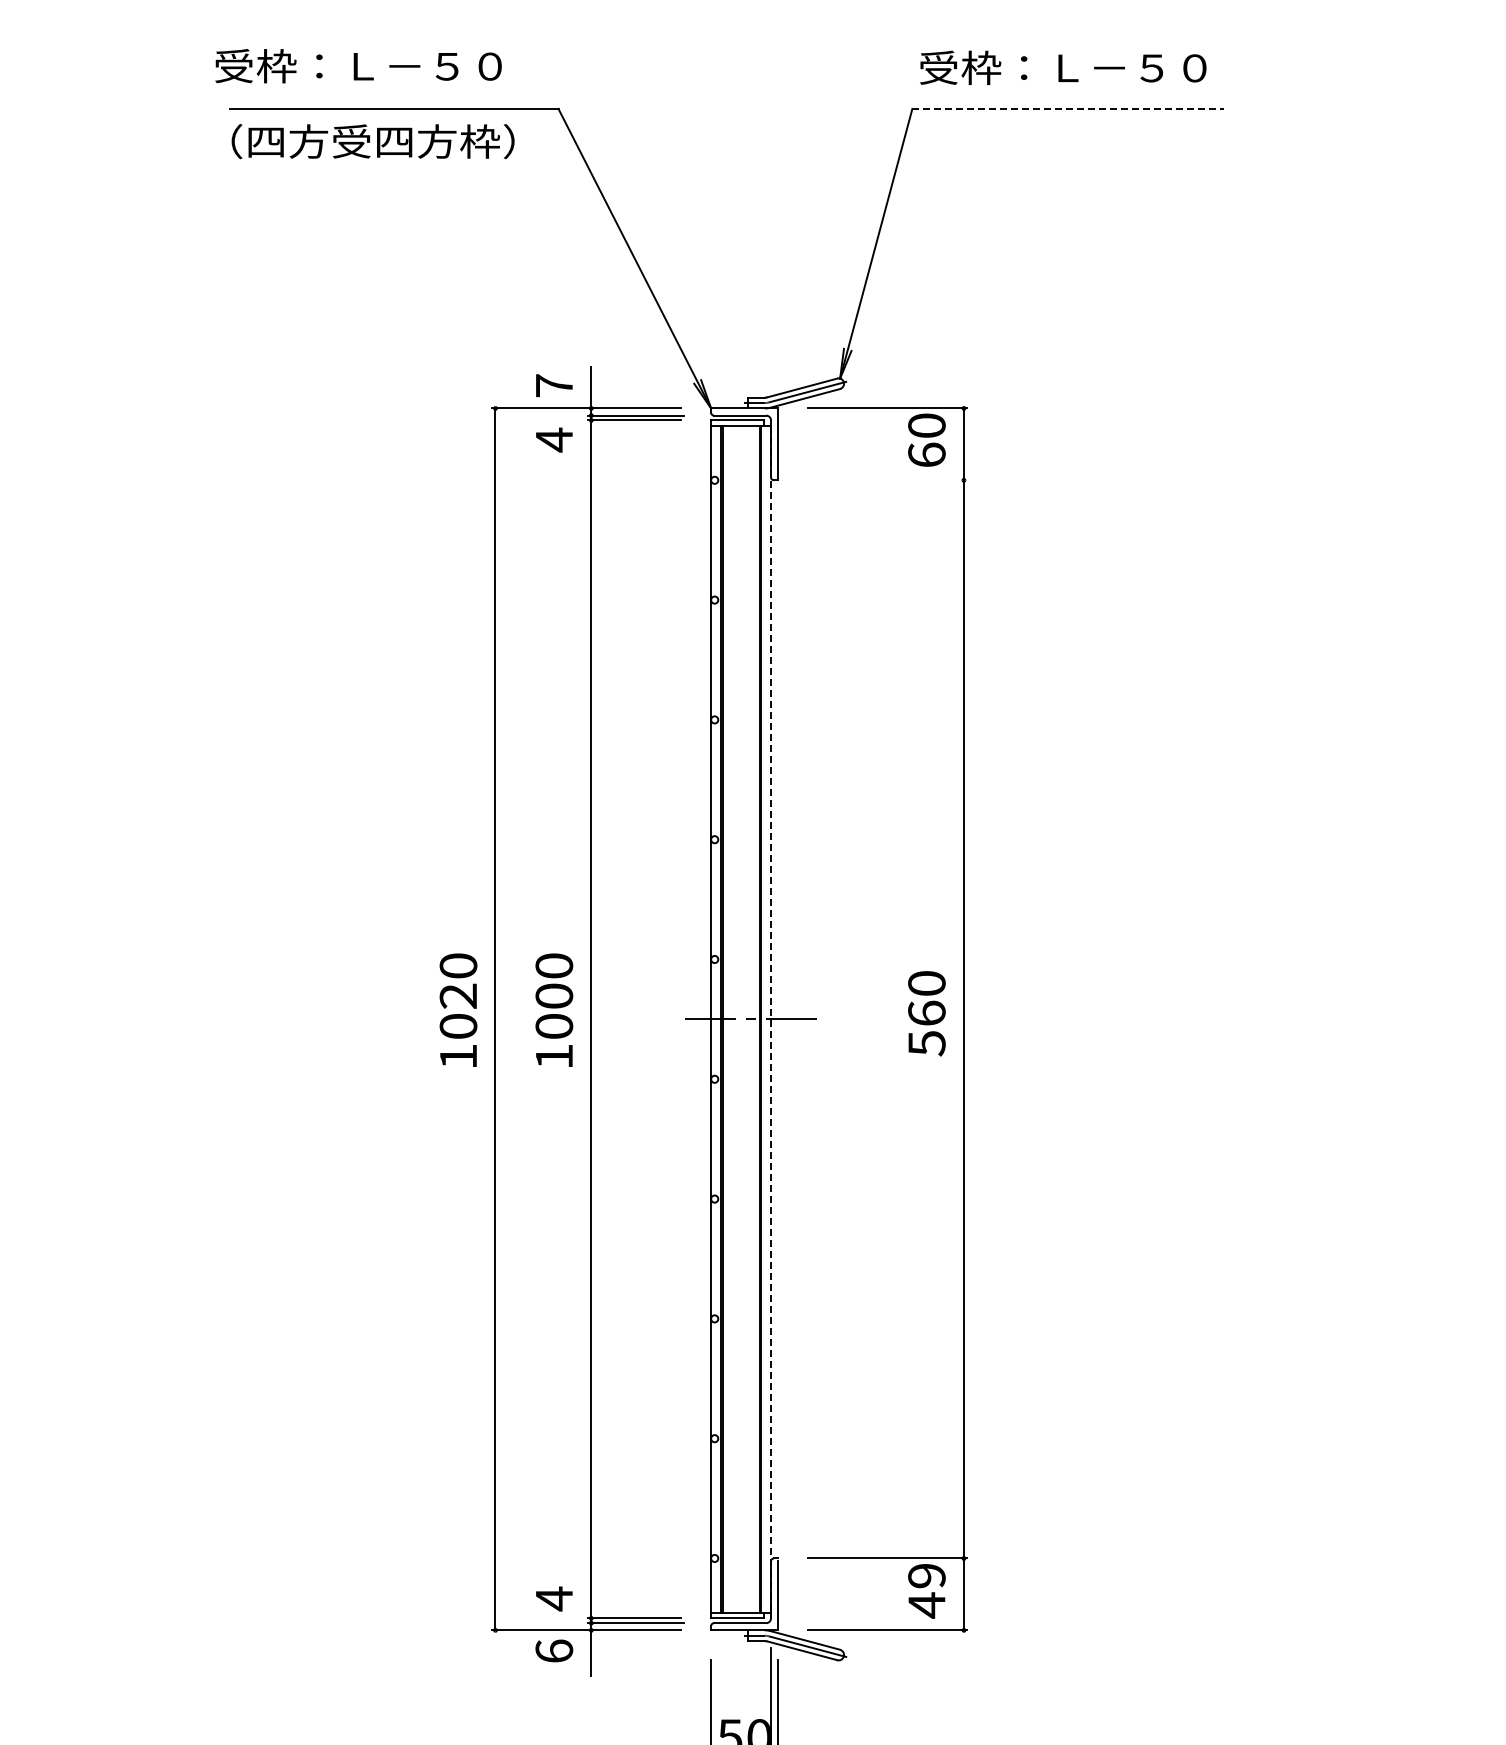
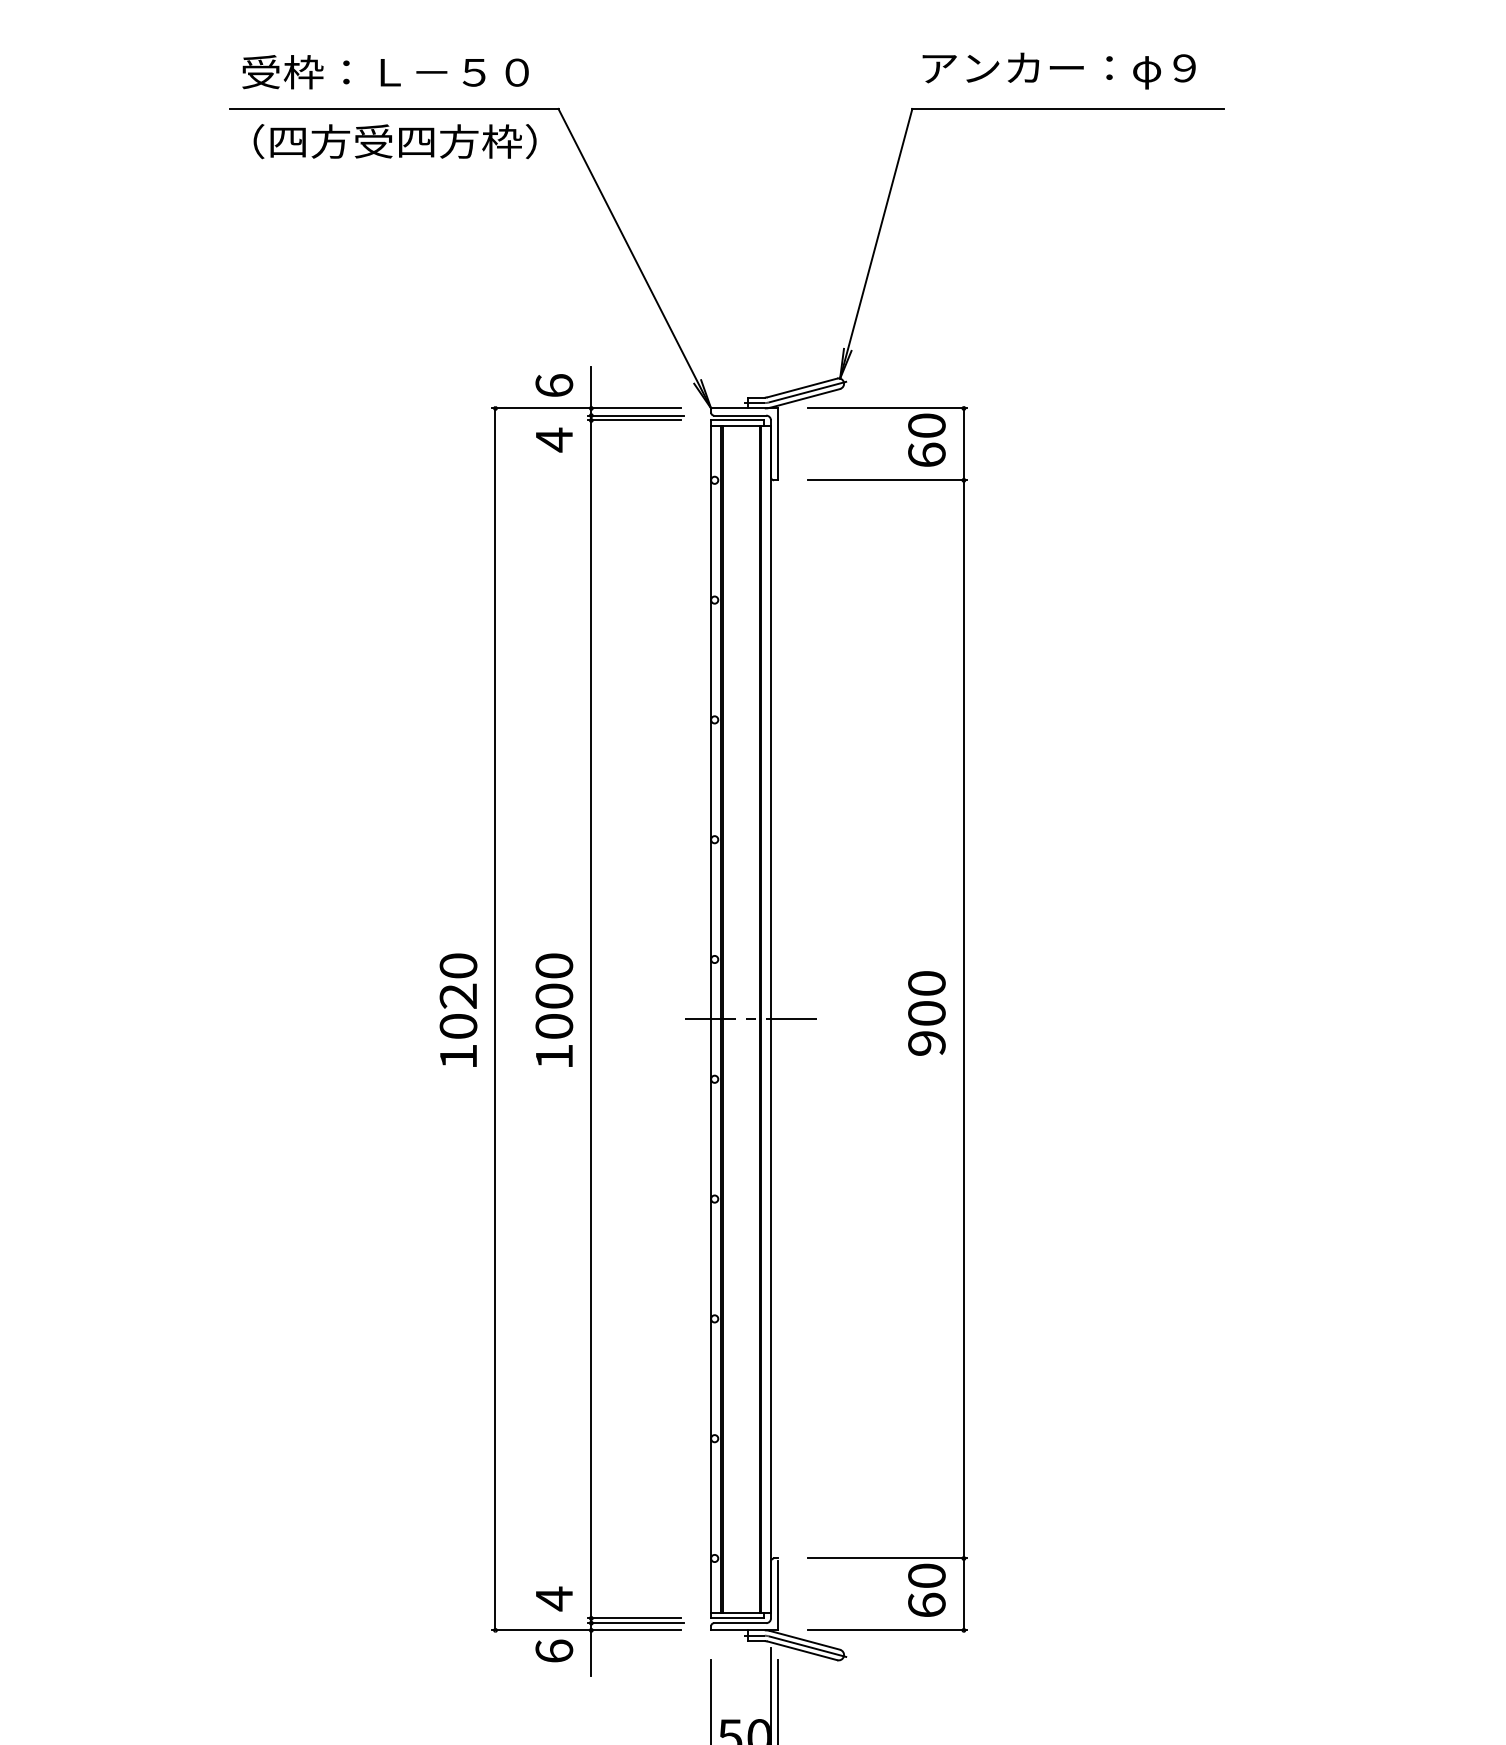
text position: (358, 66) -> (385, 72) (385, 72)
text: 受枠：Ｌ－５０ -> アンカー：φ９ (1063, 69)
line: dashed -> solid (1067, 108)
text position: (372, 141) -> (394, 141) (394, 141)
text: 7 -> 6 (554, 385)
line: none -> present (887, 480)
line: dashed -> solid (771, 1019)
text: 560 -> 900 (926, 1028)
text: 49 -> 60 (926, 1590)
